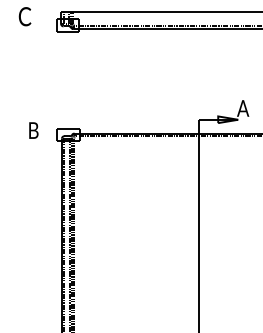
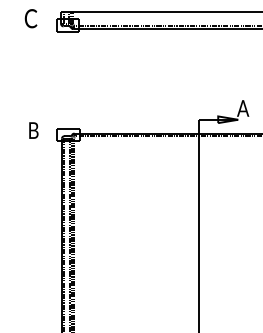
text position: (24, 16) -> (30, 18) (30, 18)
